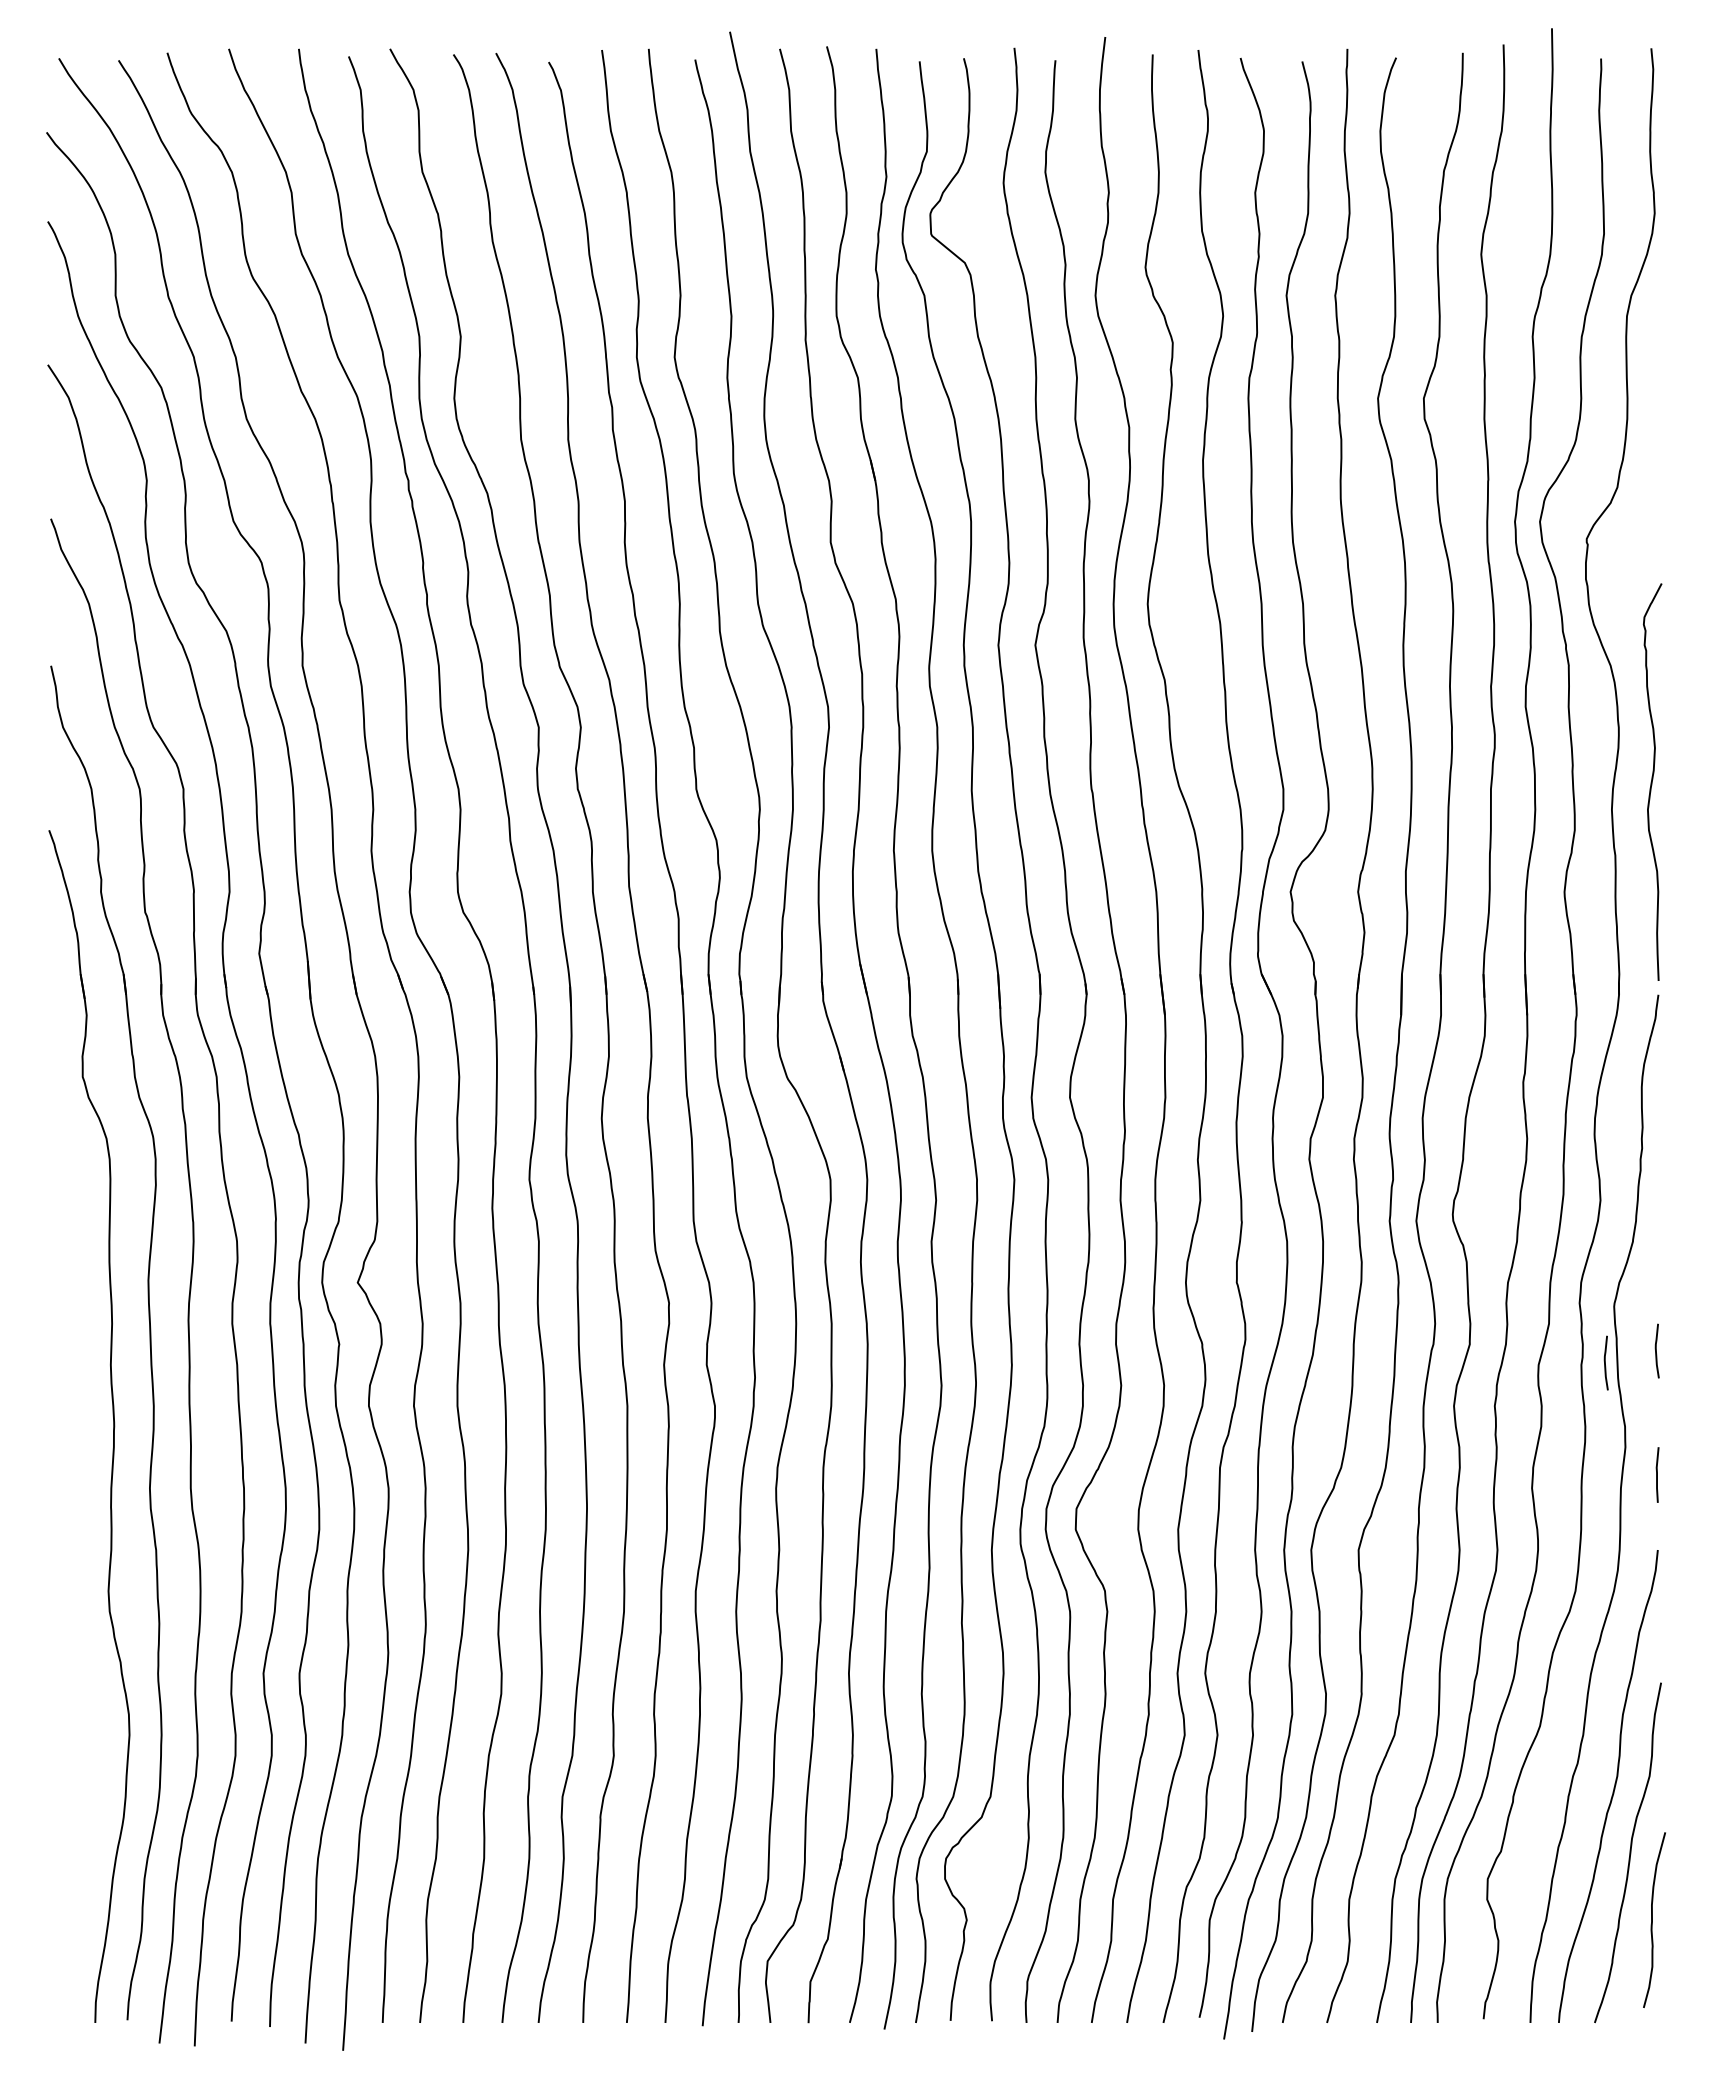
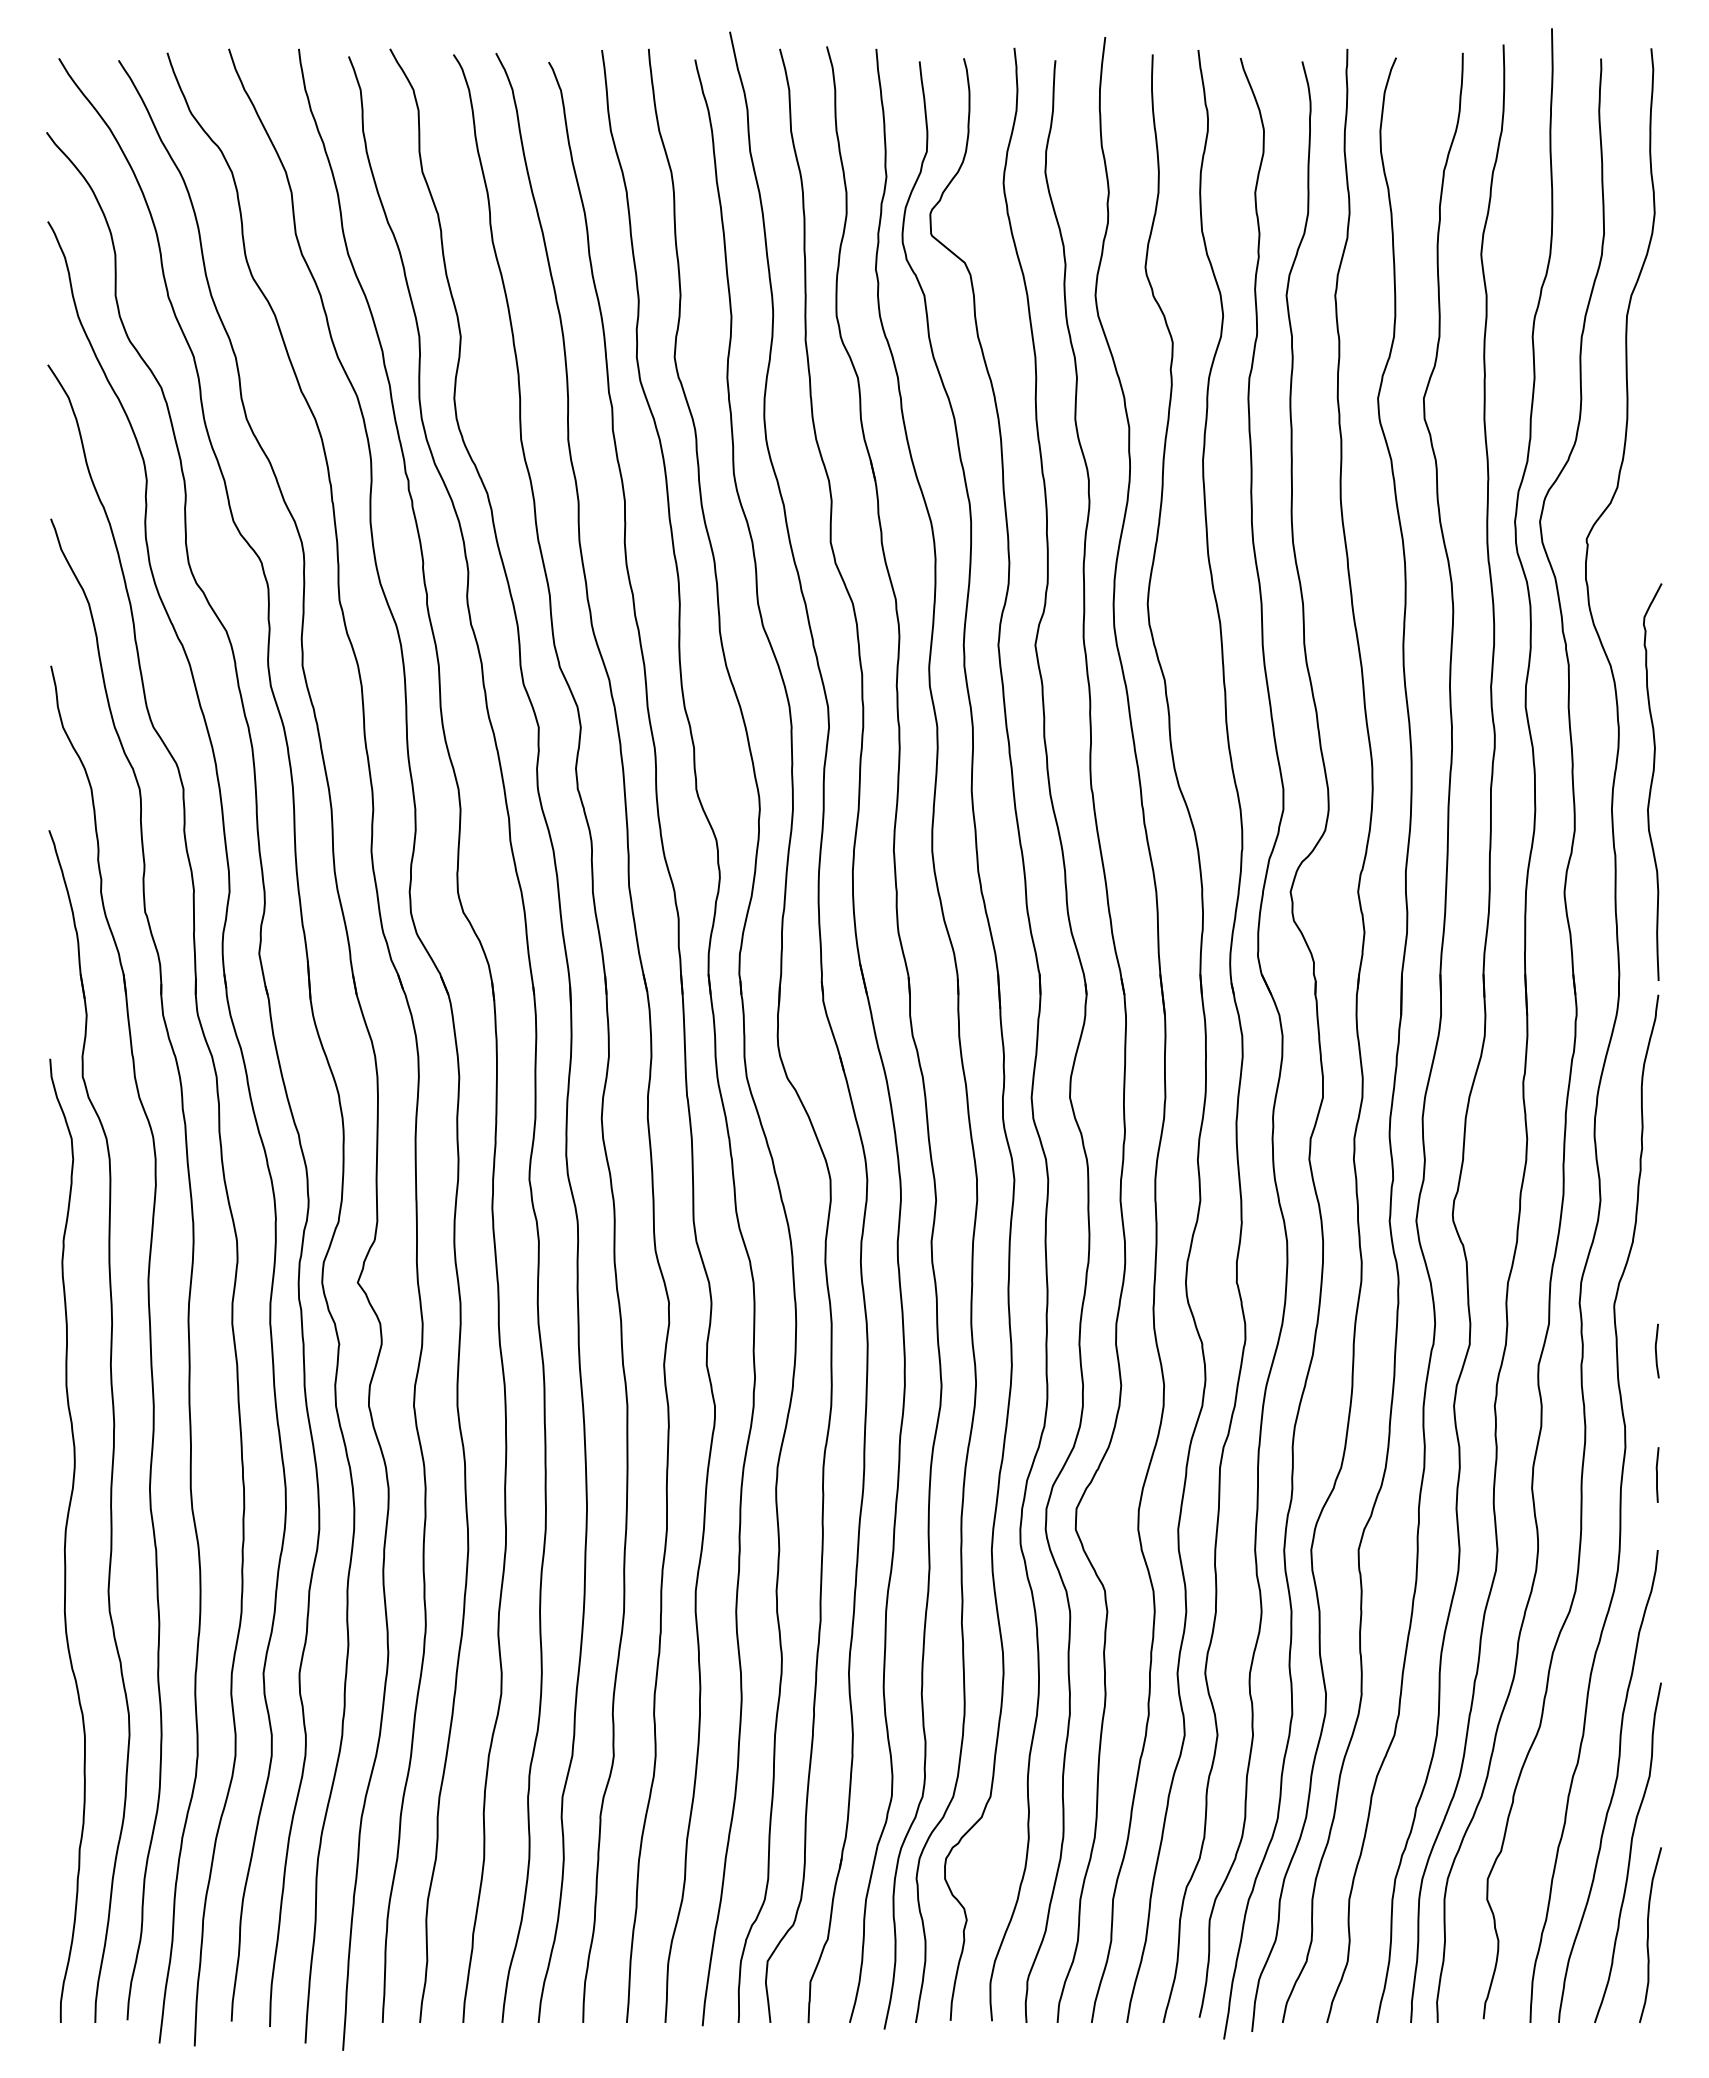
curve: present -> none (1605, 1362)
curve: none -> present (66, 1540)
curve position: (1652, 1919) -> (1648, 1934) (1648, 1934)
